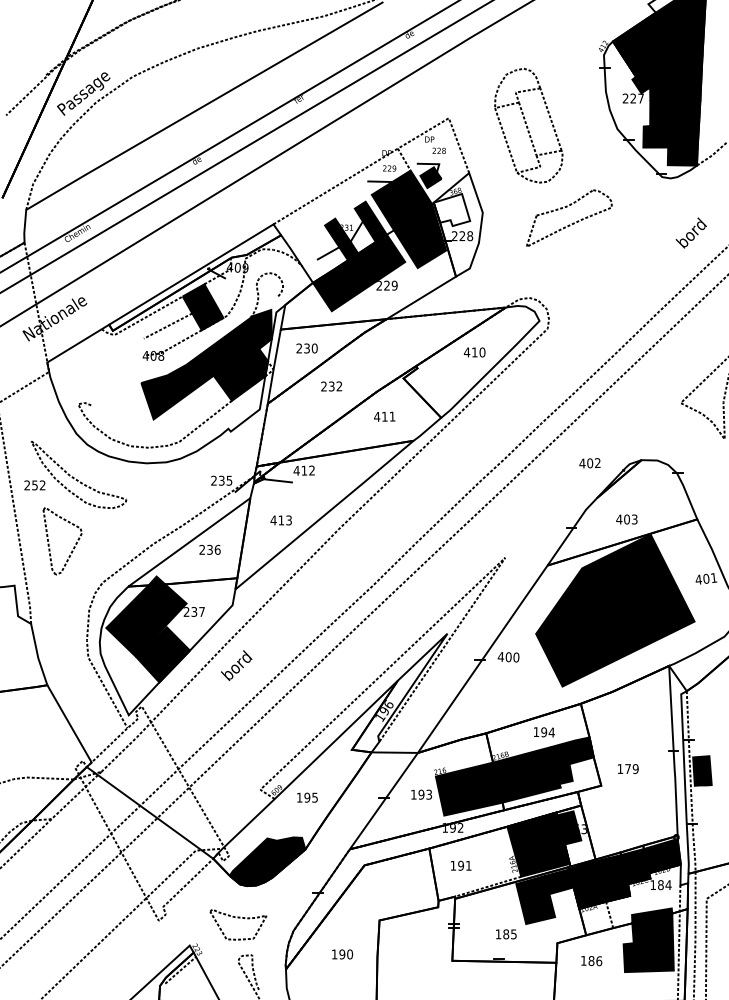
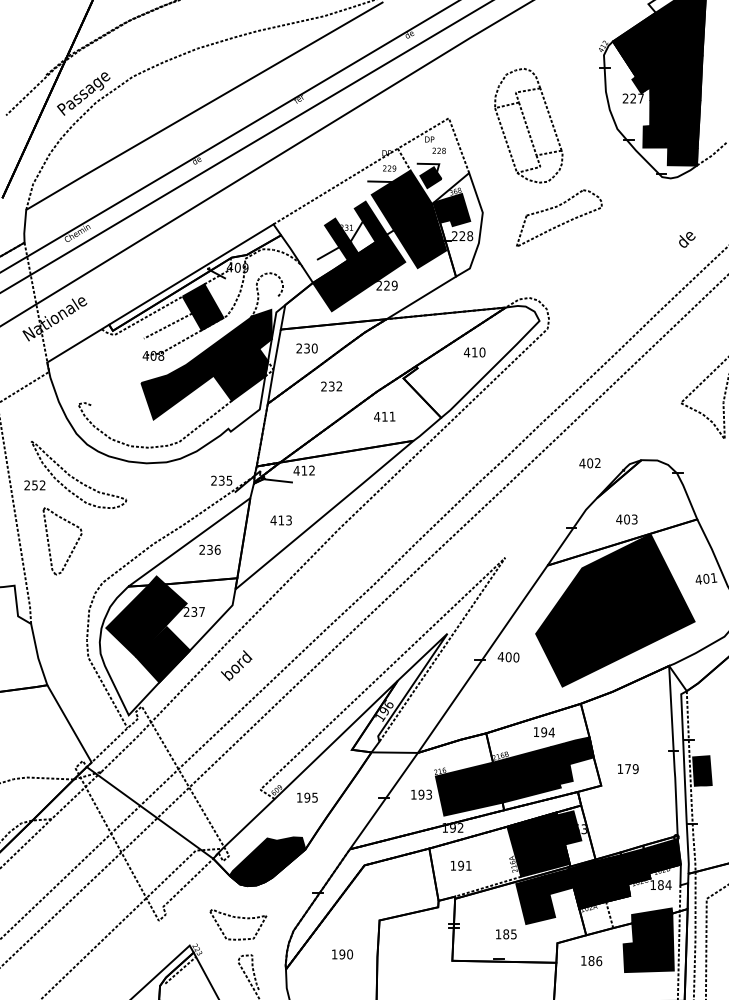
fill: none -> present (451, 209)
part position: (571, 223) -> (561, 223) (561, 223)
text: bord -> de (690, 232)
